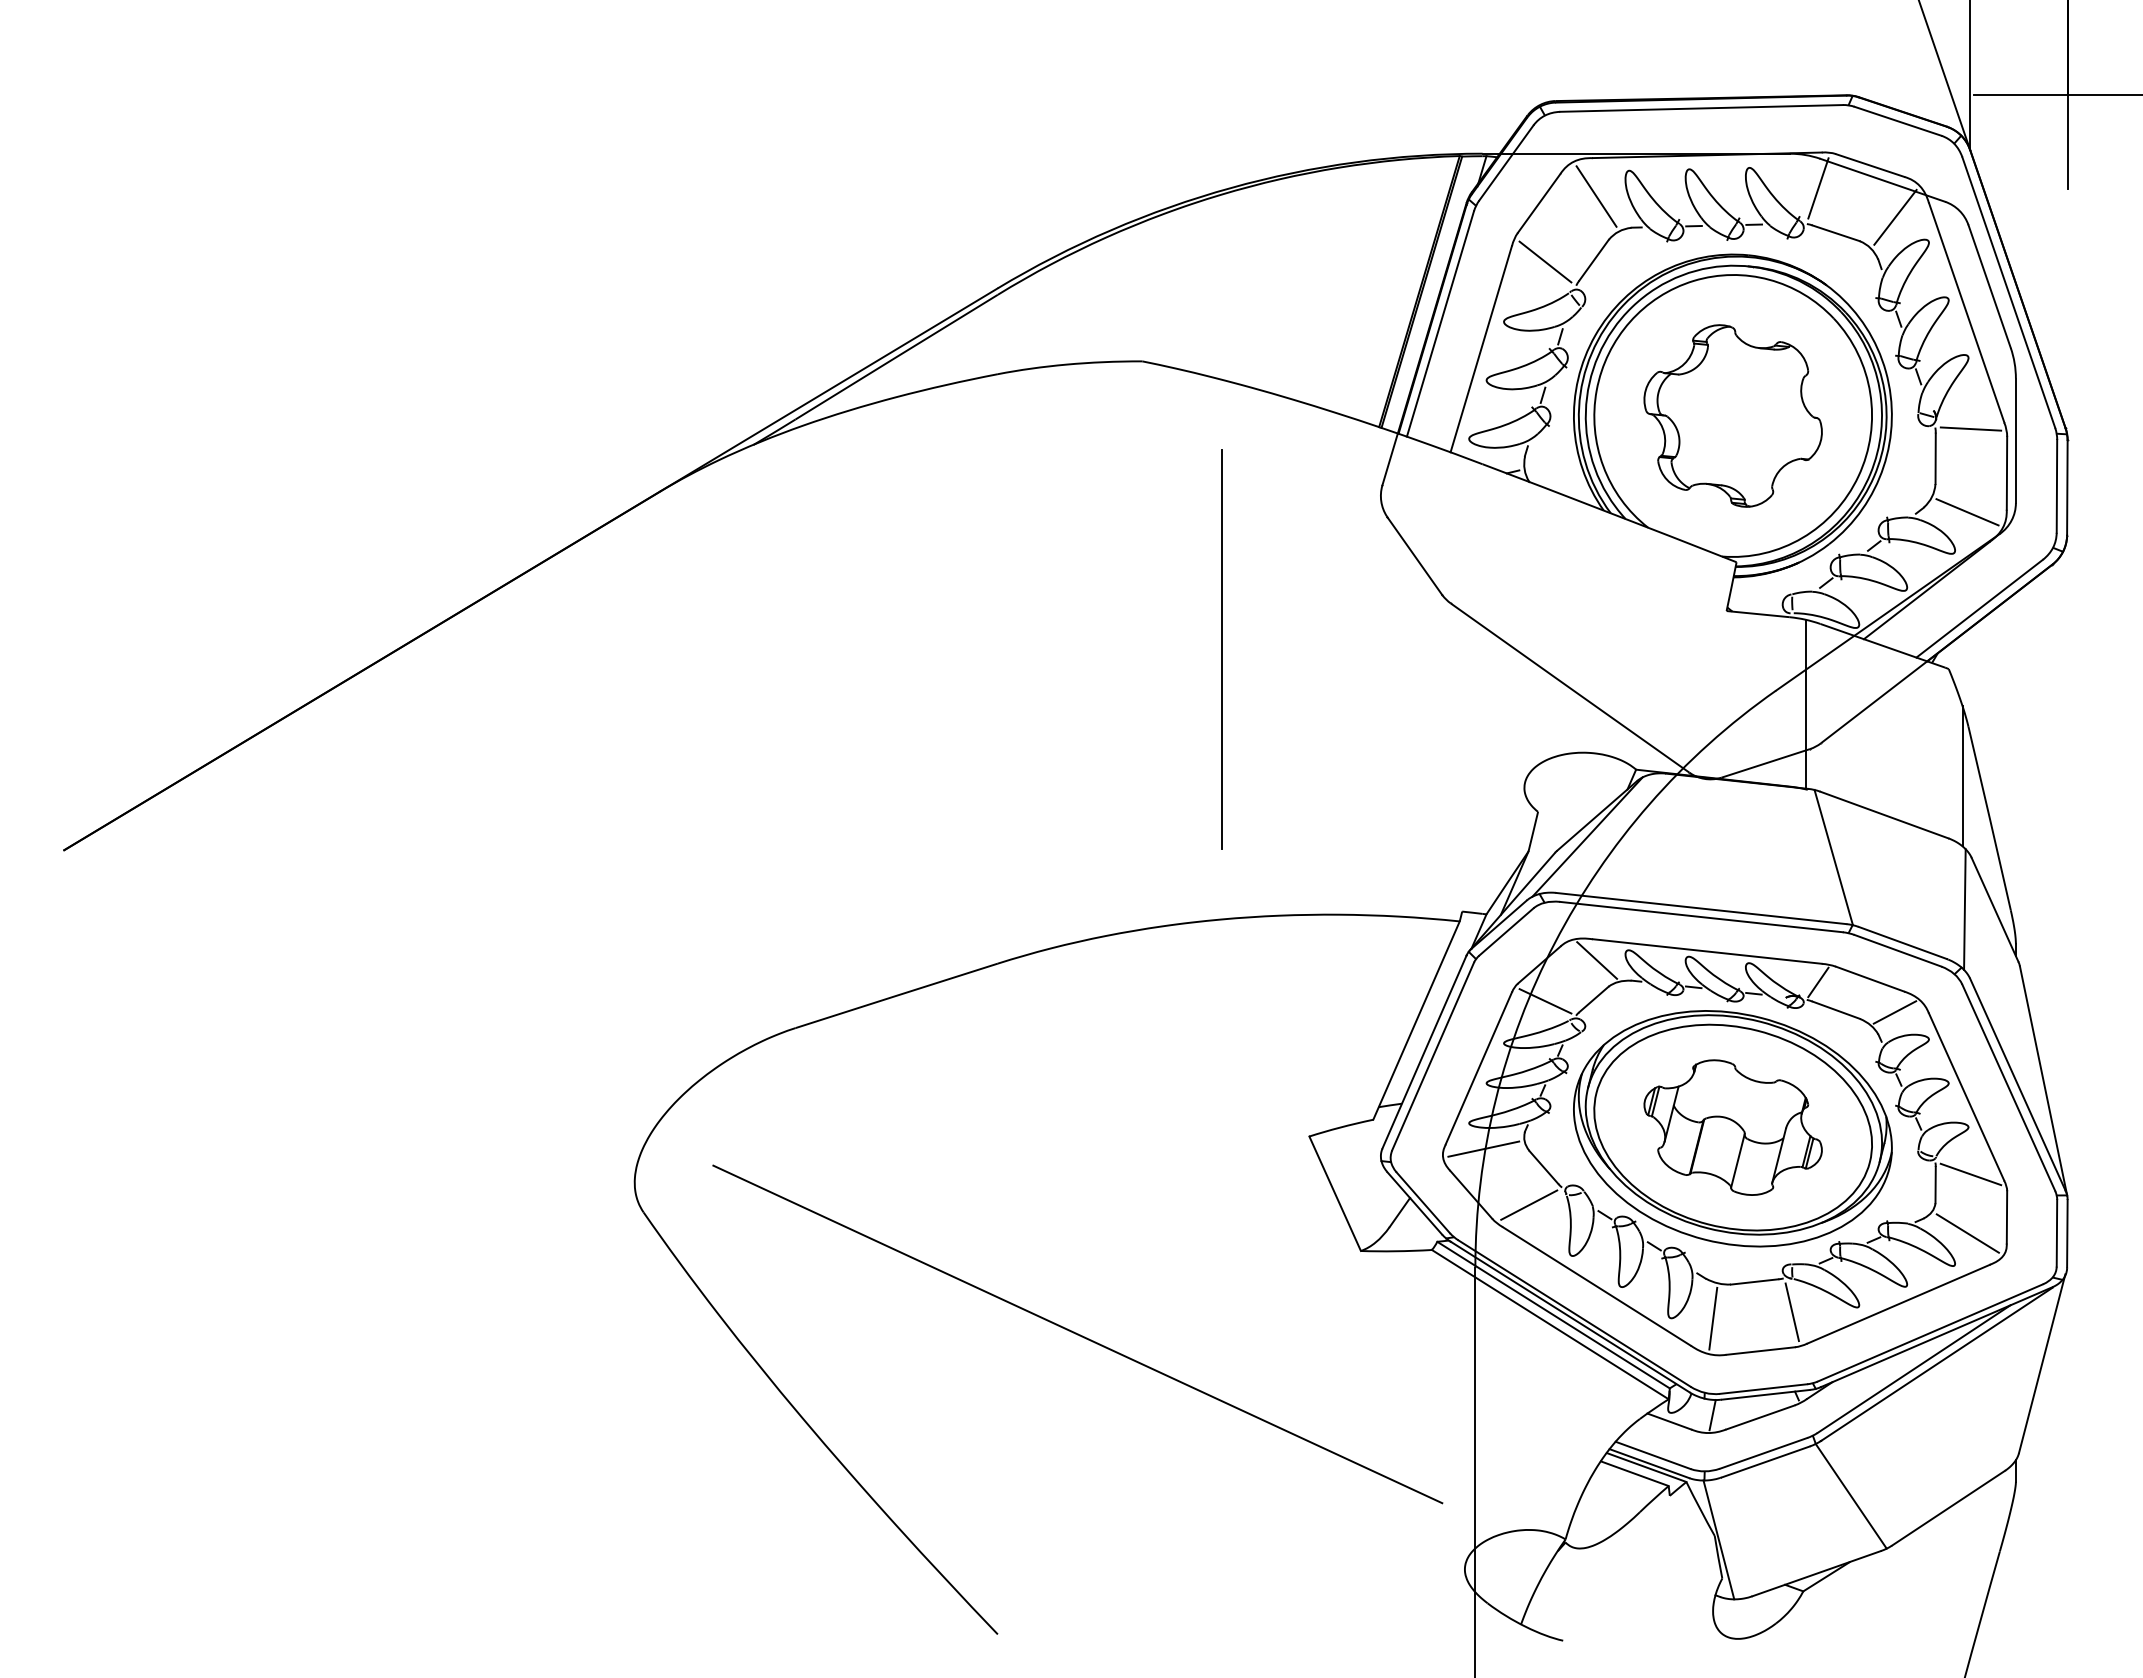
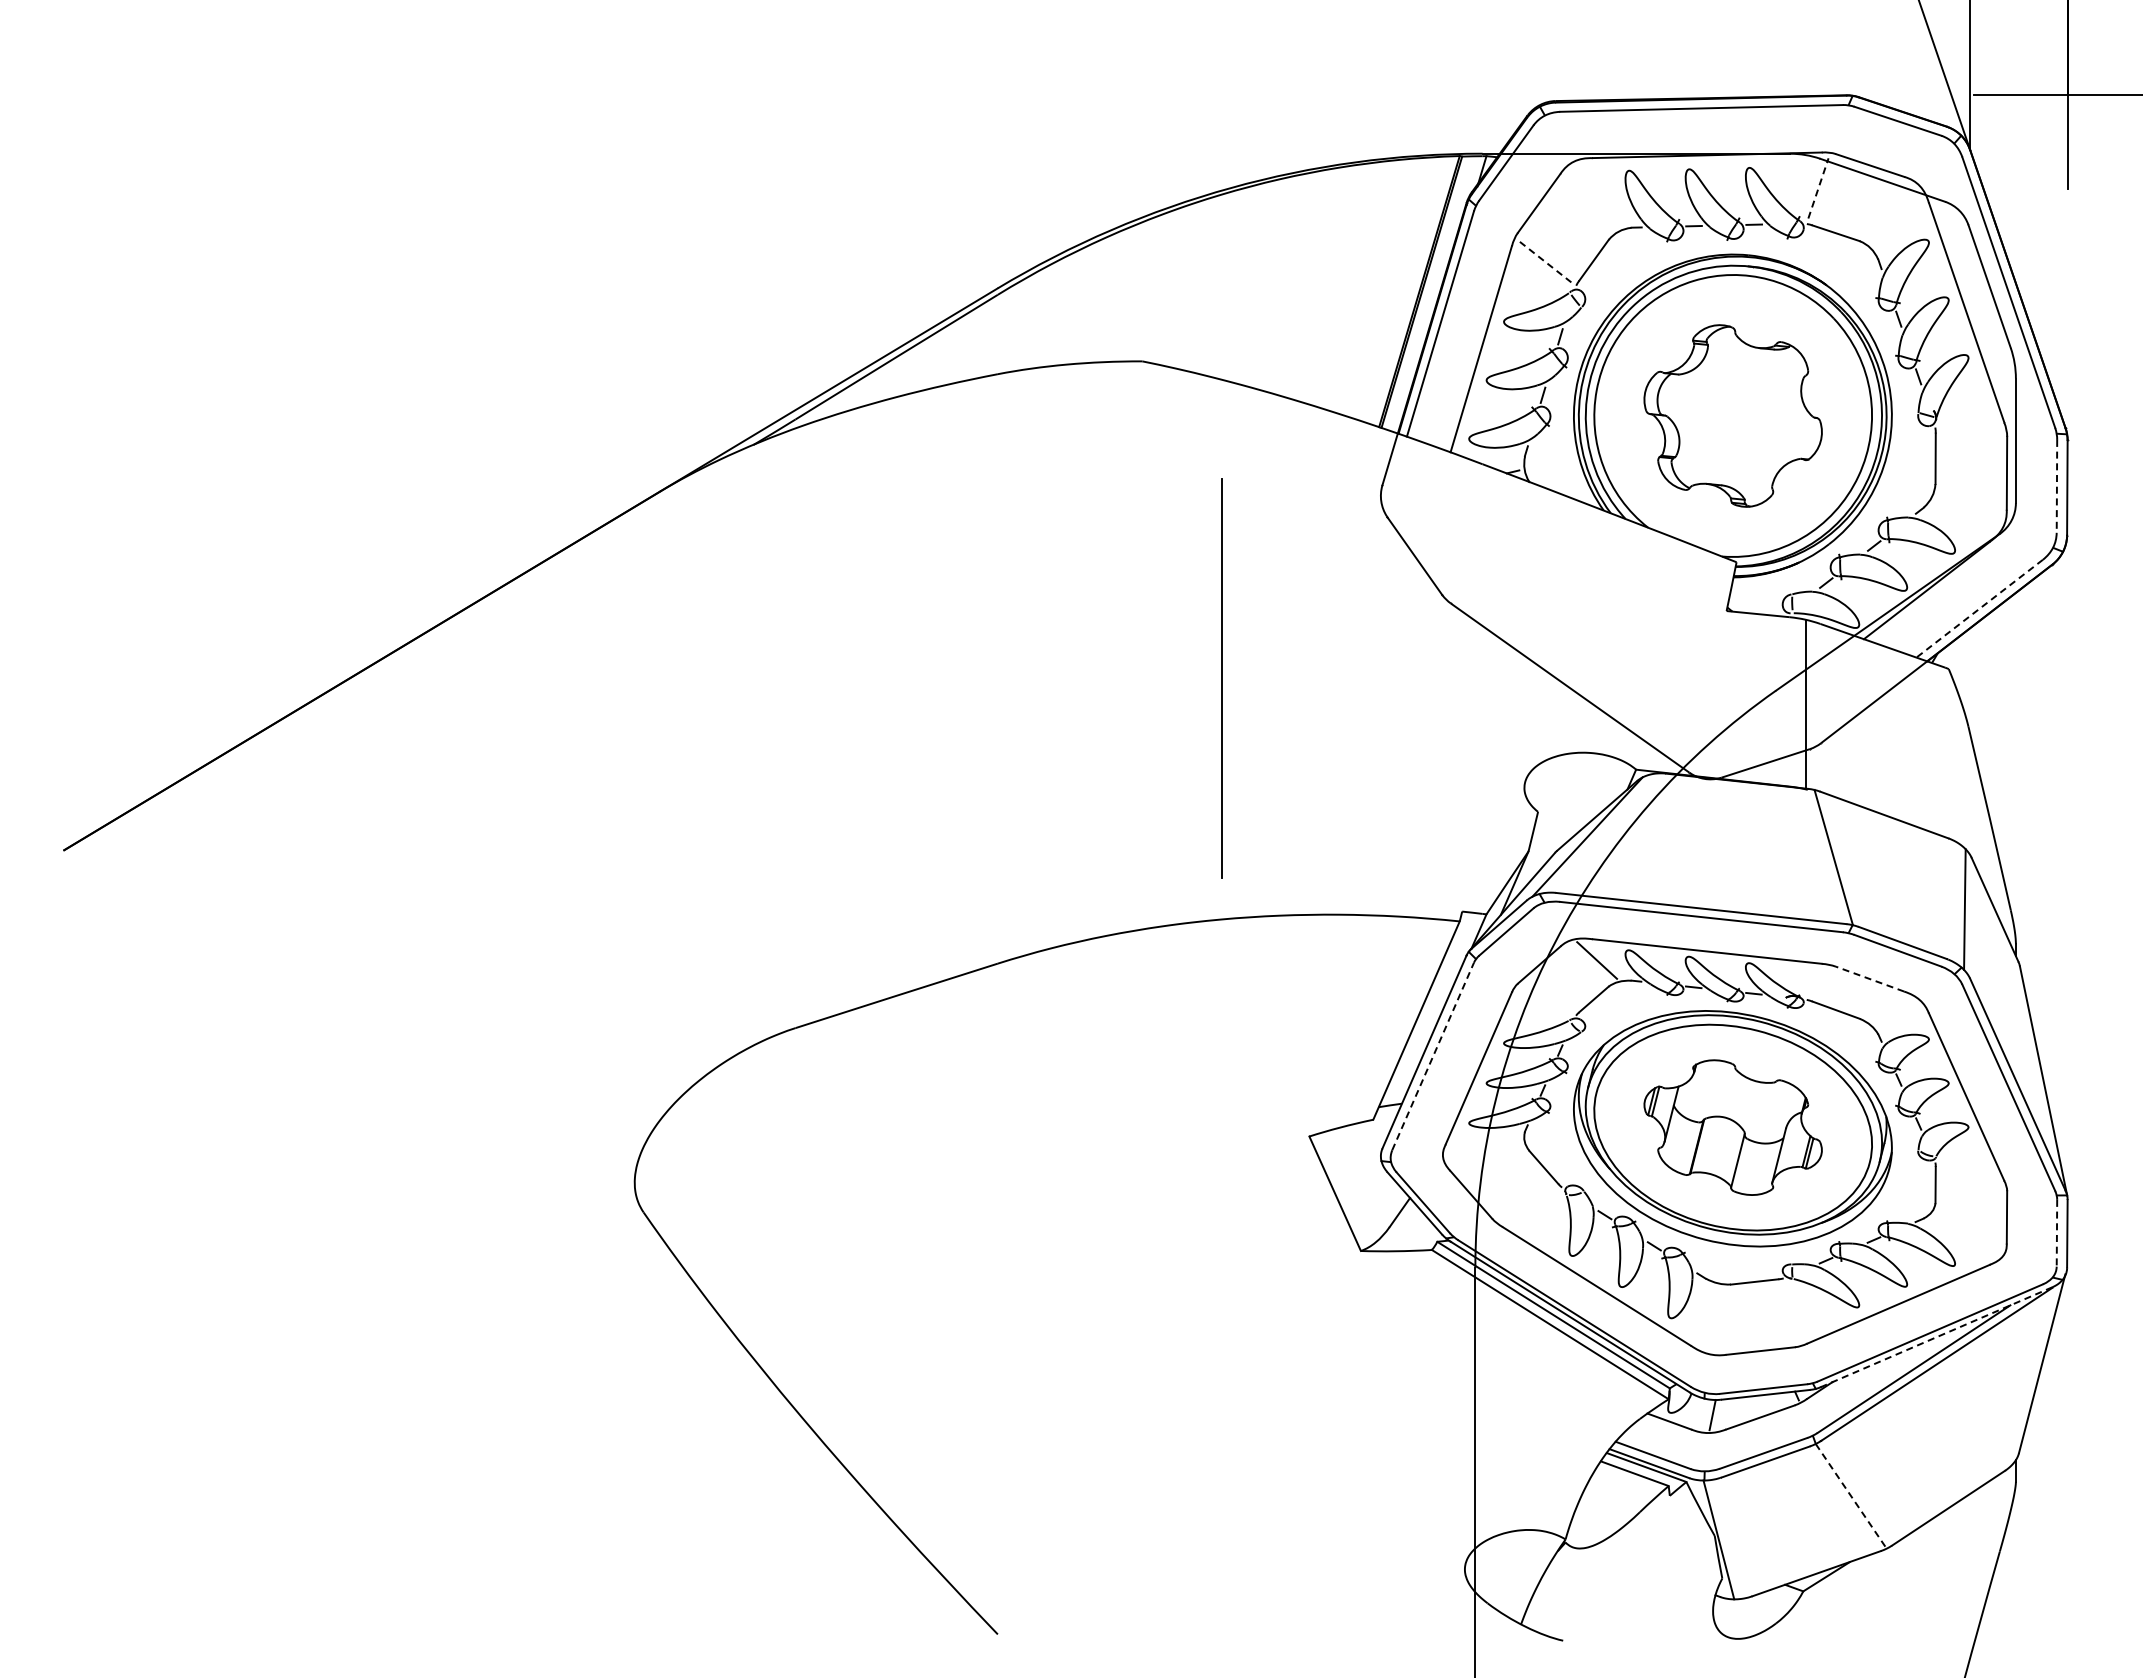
line: solid -> dashed (1818, 188)
line: present -> none (1596, 196)
line: present -> none (1895, 216)
line: solid -> dashed (1545, 262)
line: present -> none (1970, 428)
line: solid -> dashed (2056, 486)
line: present -> none (1967, 512)
line: solid -> dashed (1979, 608)
line position: (1221, 649) -> (1221, 678) (1221, 678)
line: present -> none (1962, 776)
line: solid -> dashed (1869, 978)
line: present -> none (1818, 982)
line: present -> none (1545, 1001)
line: present -> none (1894, 1012)
line: solid -> dashed (1433, 1056)
line: present -> none (1483, 1148)
line: present -> none (1970, 1174)
line: present -> none (1529, 1204)
line: present -> none (1967, 1233)
line: solid -> dashed (2056, 1233)
line: present -> none (1791, 1312)
line: present -> none (1713, 1318)
line: present -> none (1077, 1334)
line: solid -> dashed (1936, 1337)
line: solid -> dashed (1851, 1496)
